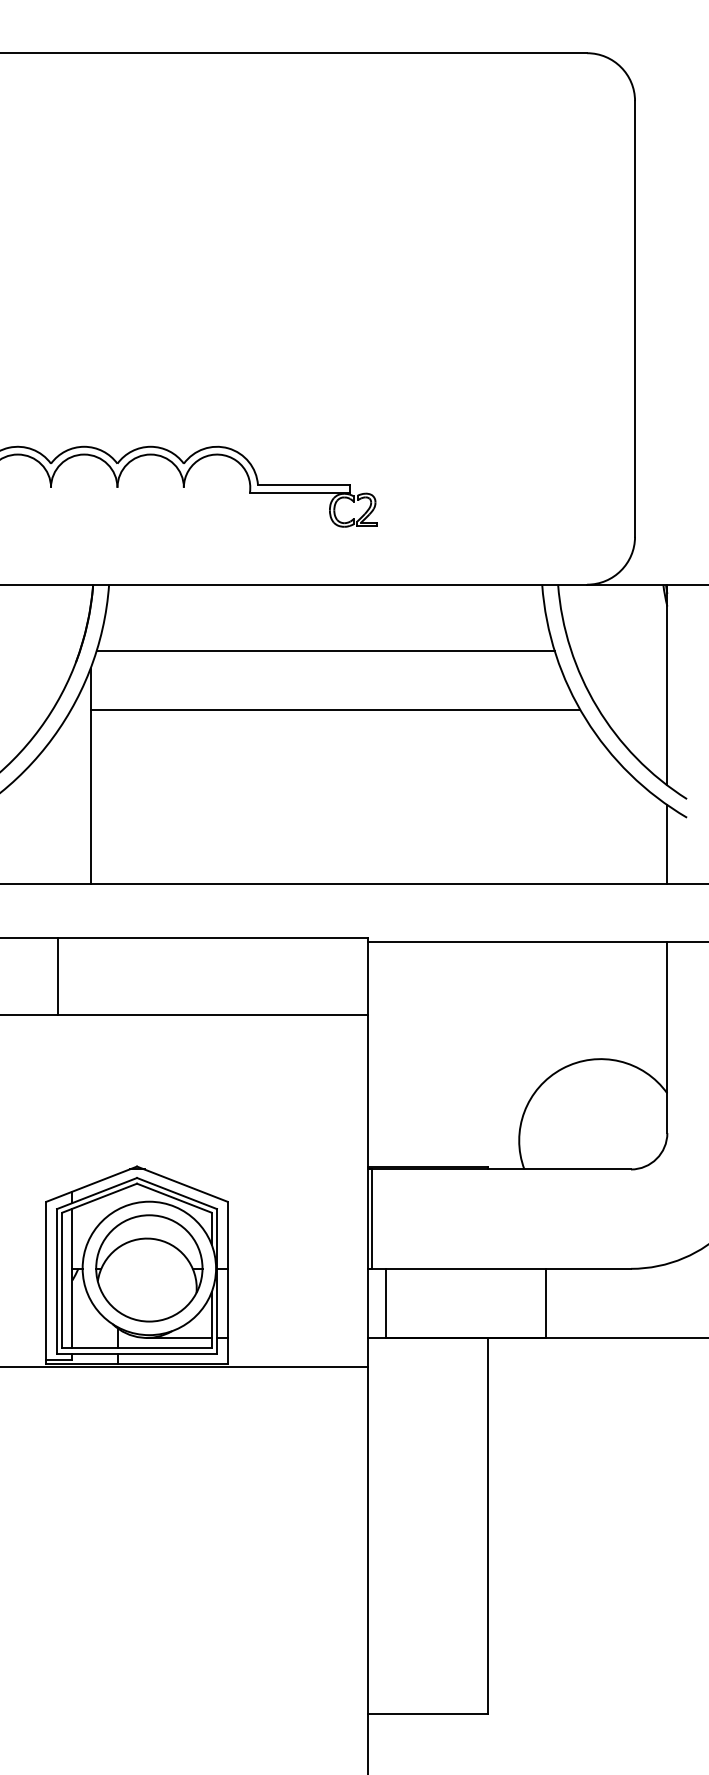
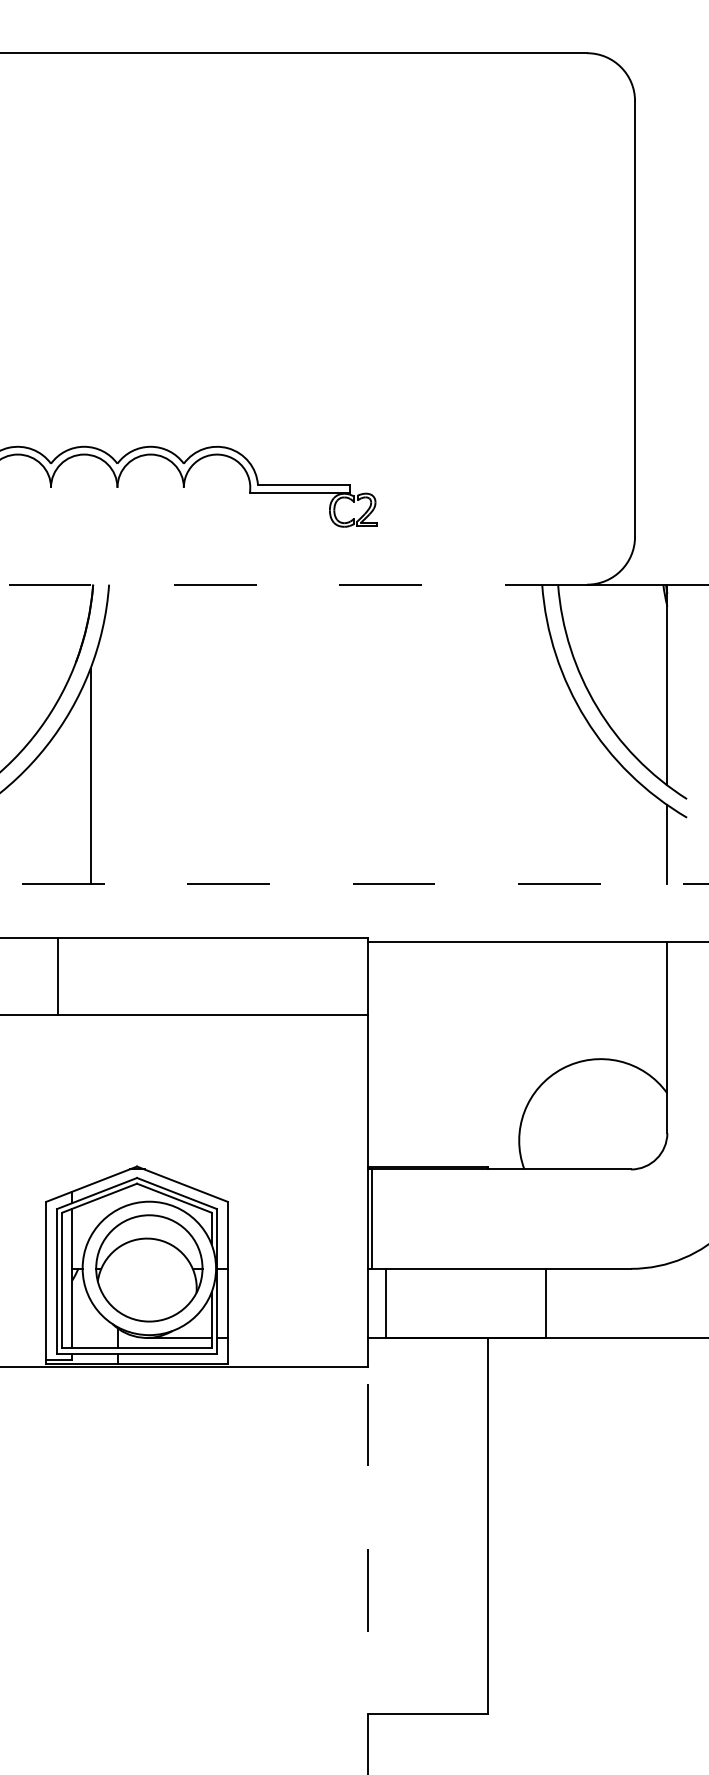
line: solid -> dashed (293, 584)
line: present -> none (325, 651)
line: present -> none (335, 709)
line: solid -> dashed (354, 884)
line: solid -> dashed (367, 1571)
